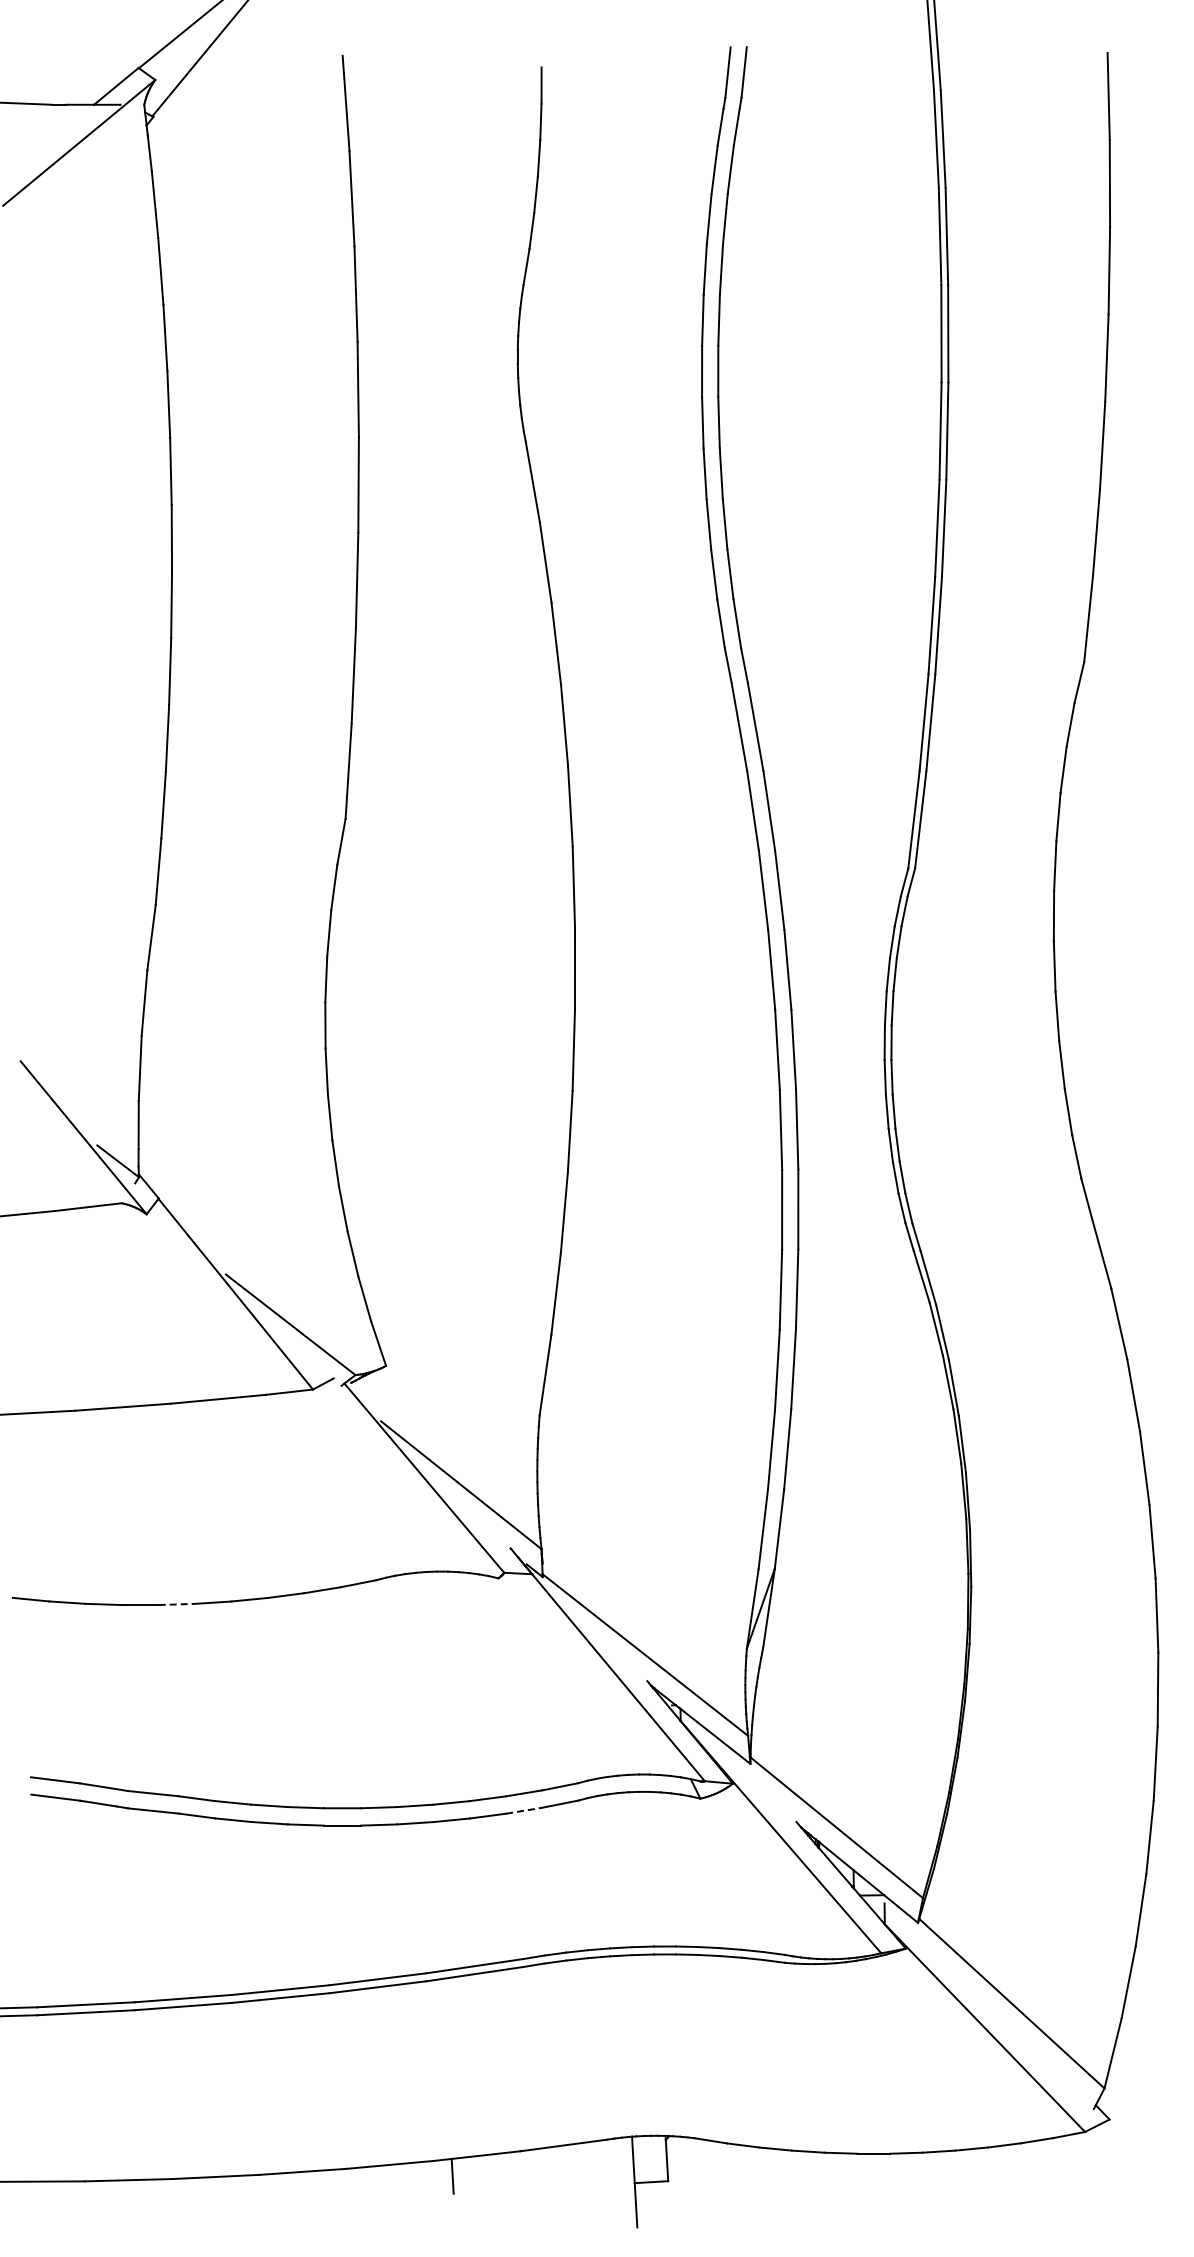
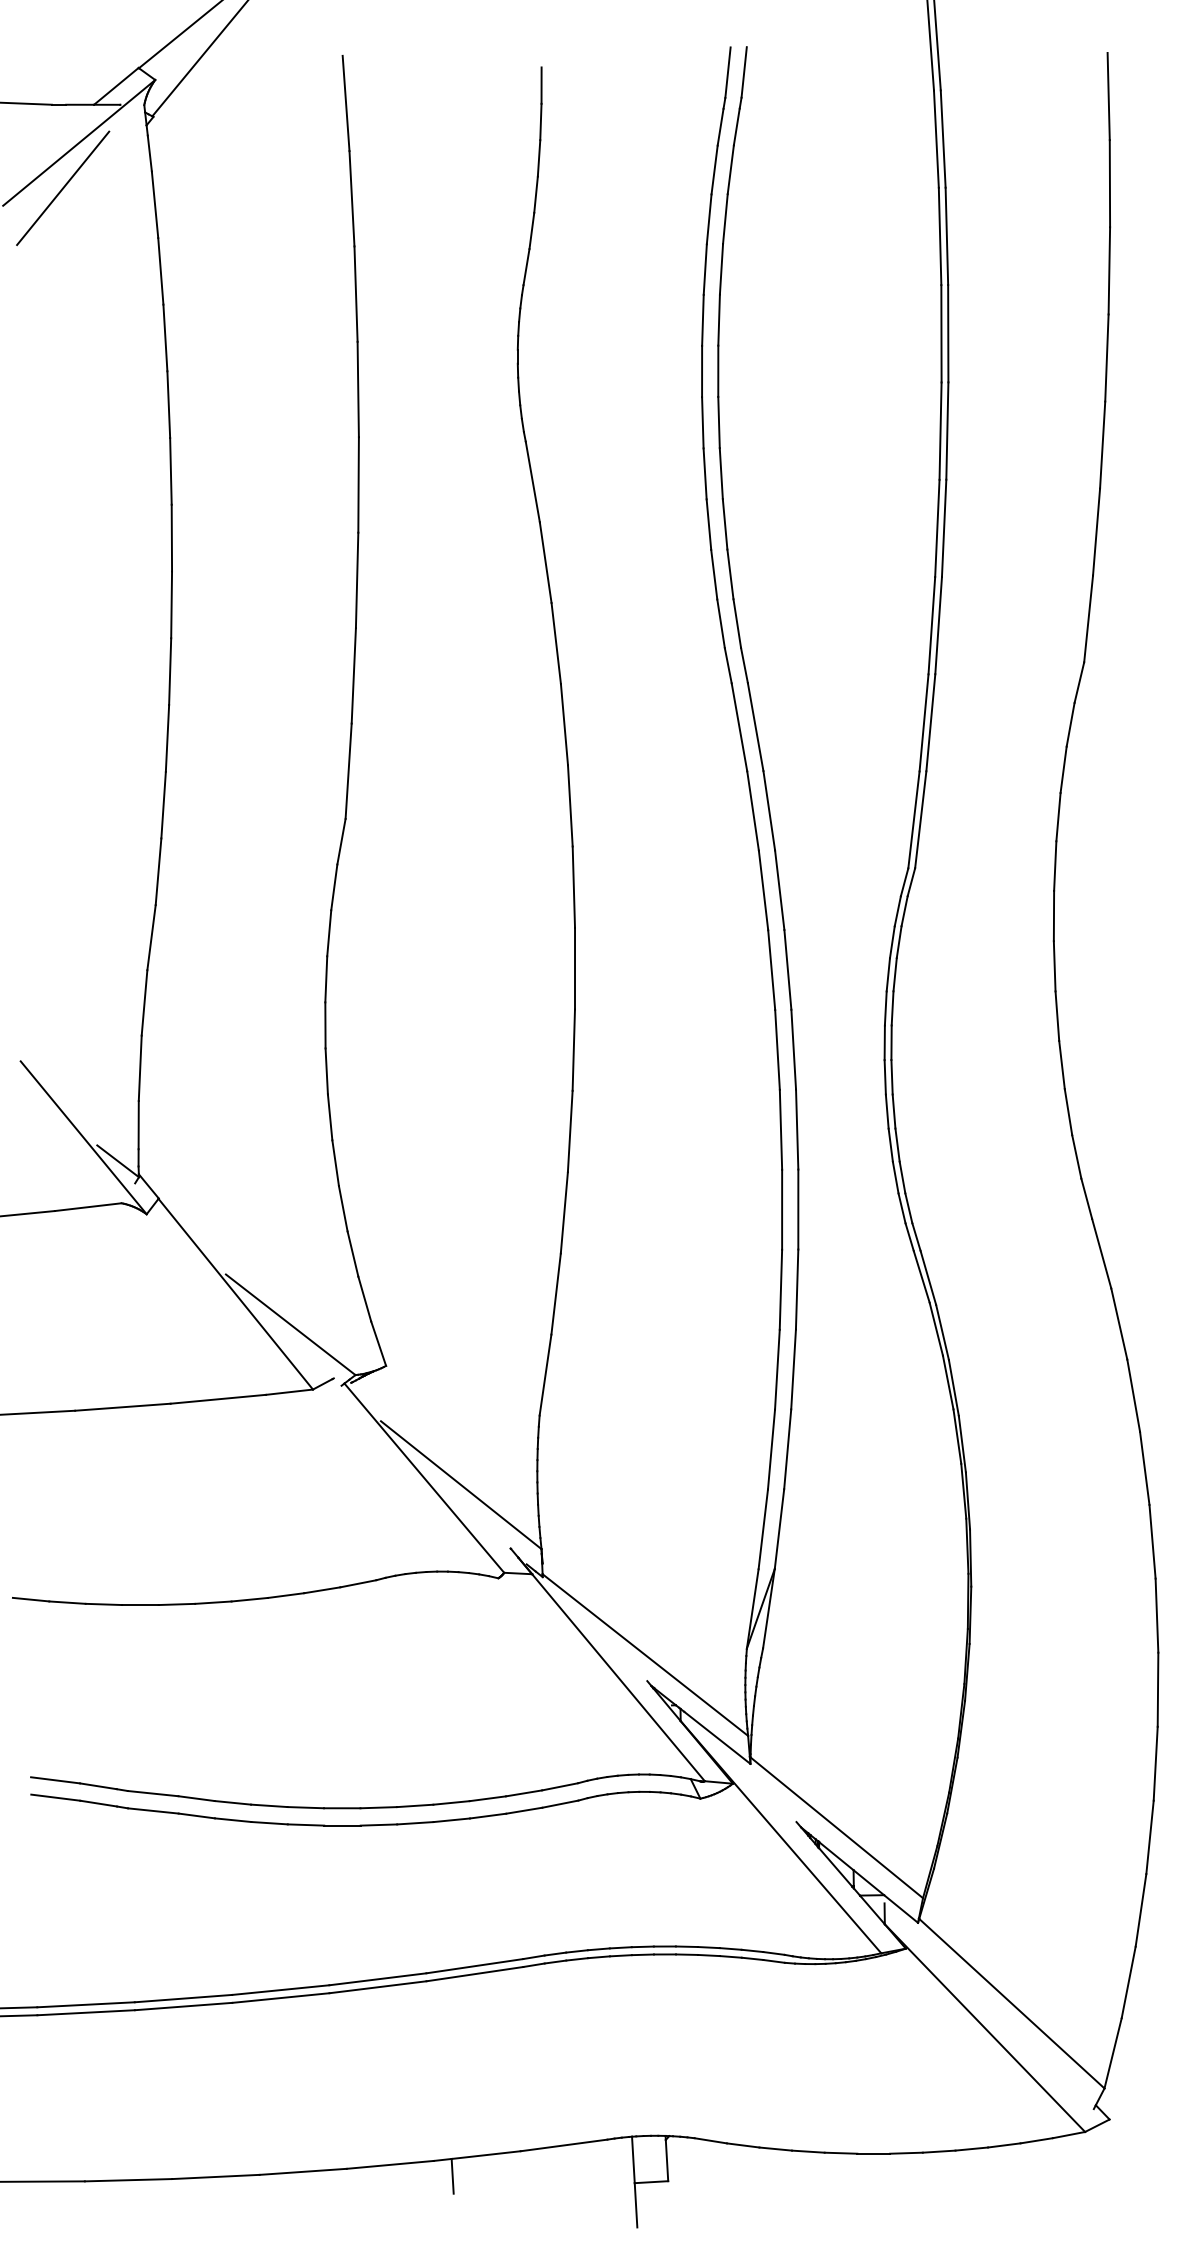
line: none -> present (63, 188)
line: dashed -> solid (177, 1604)
line: dashed -> solid (524, 1810)
